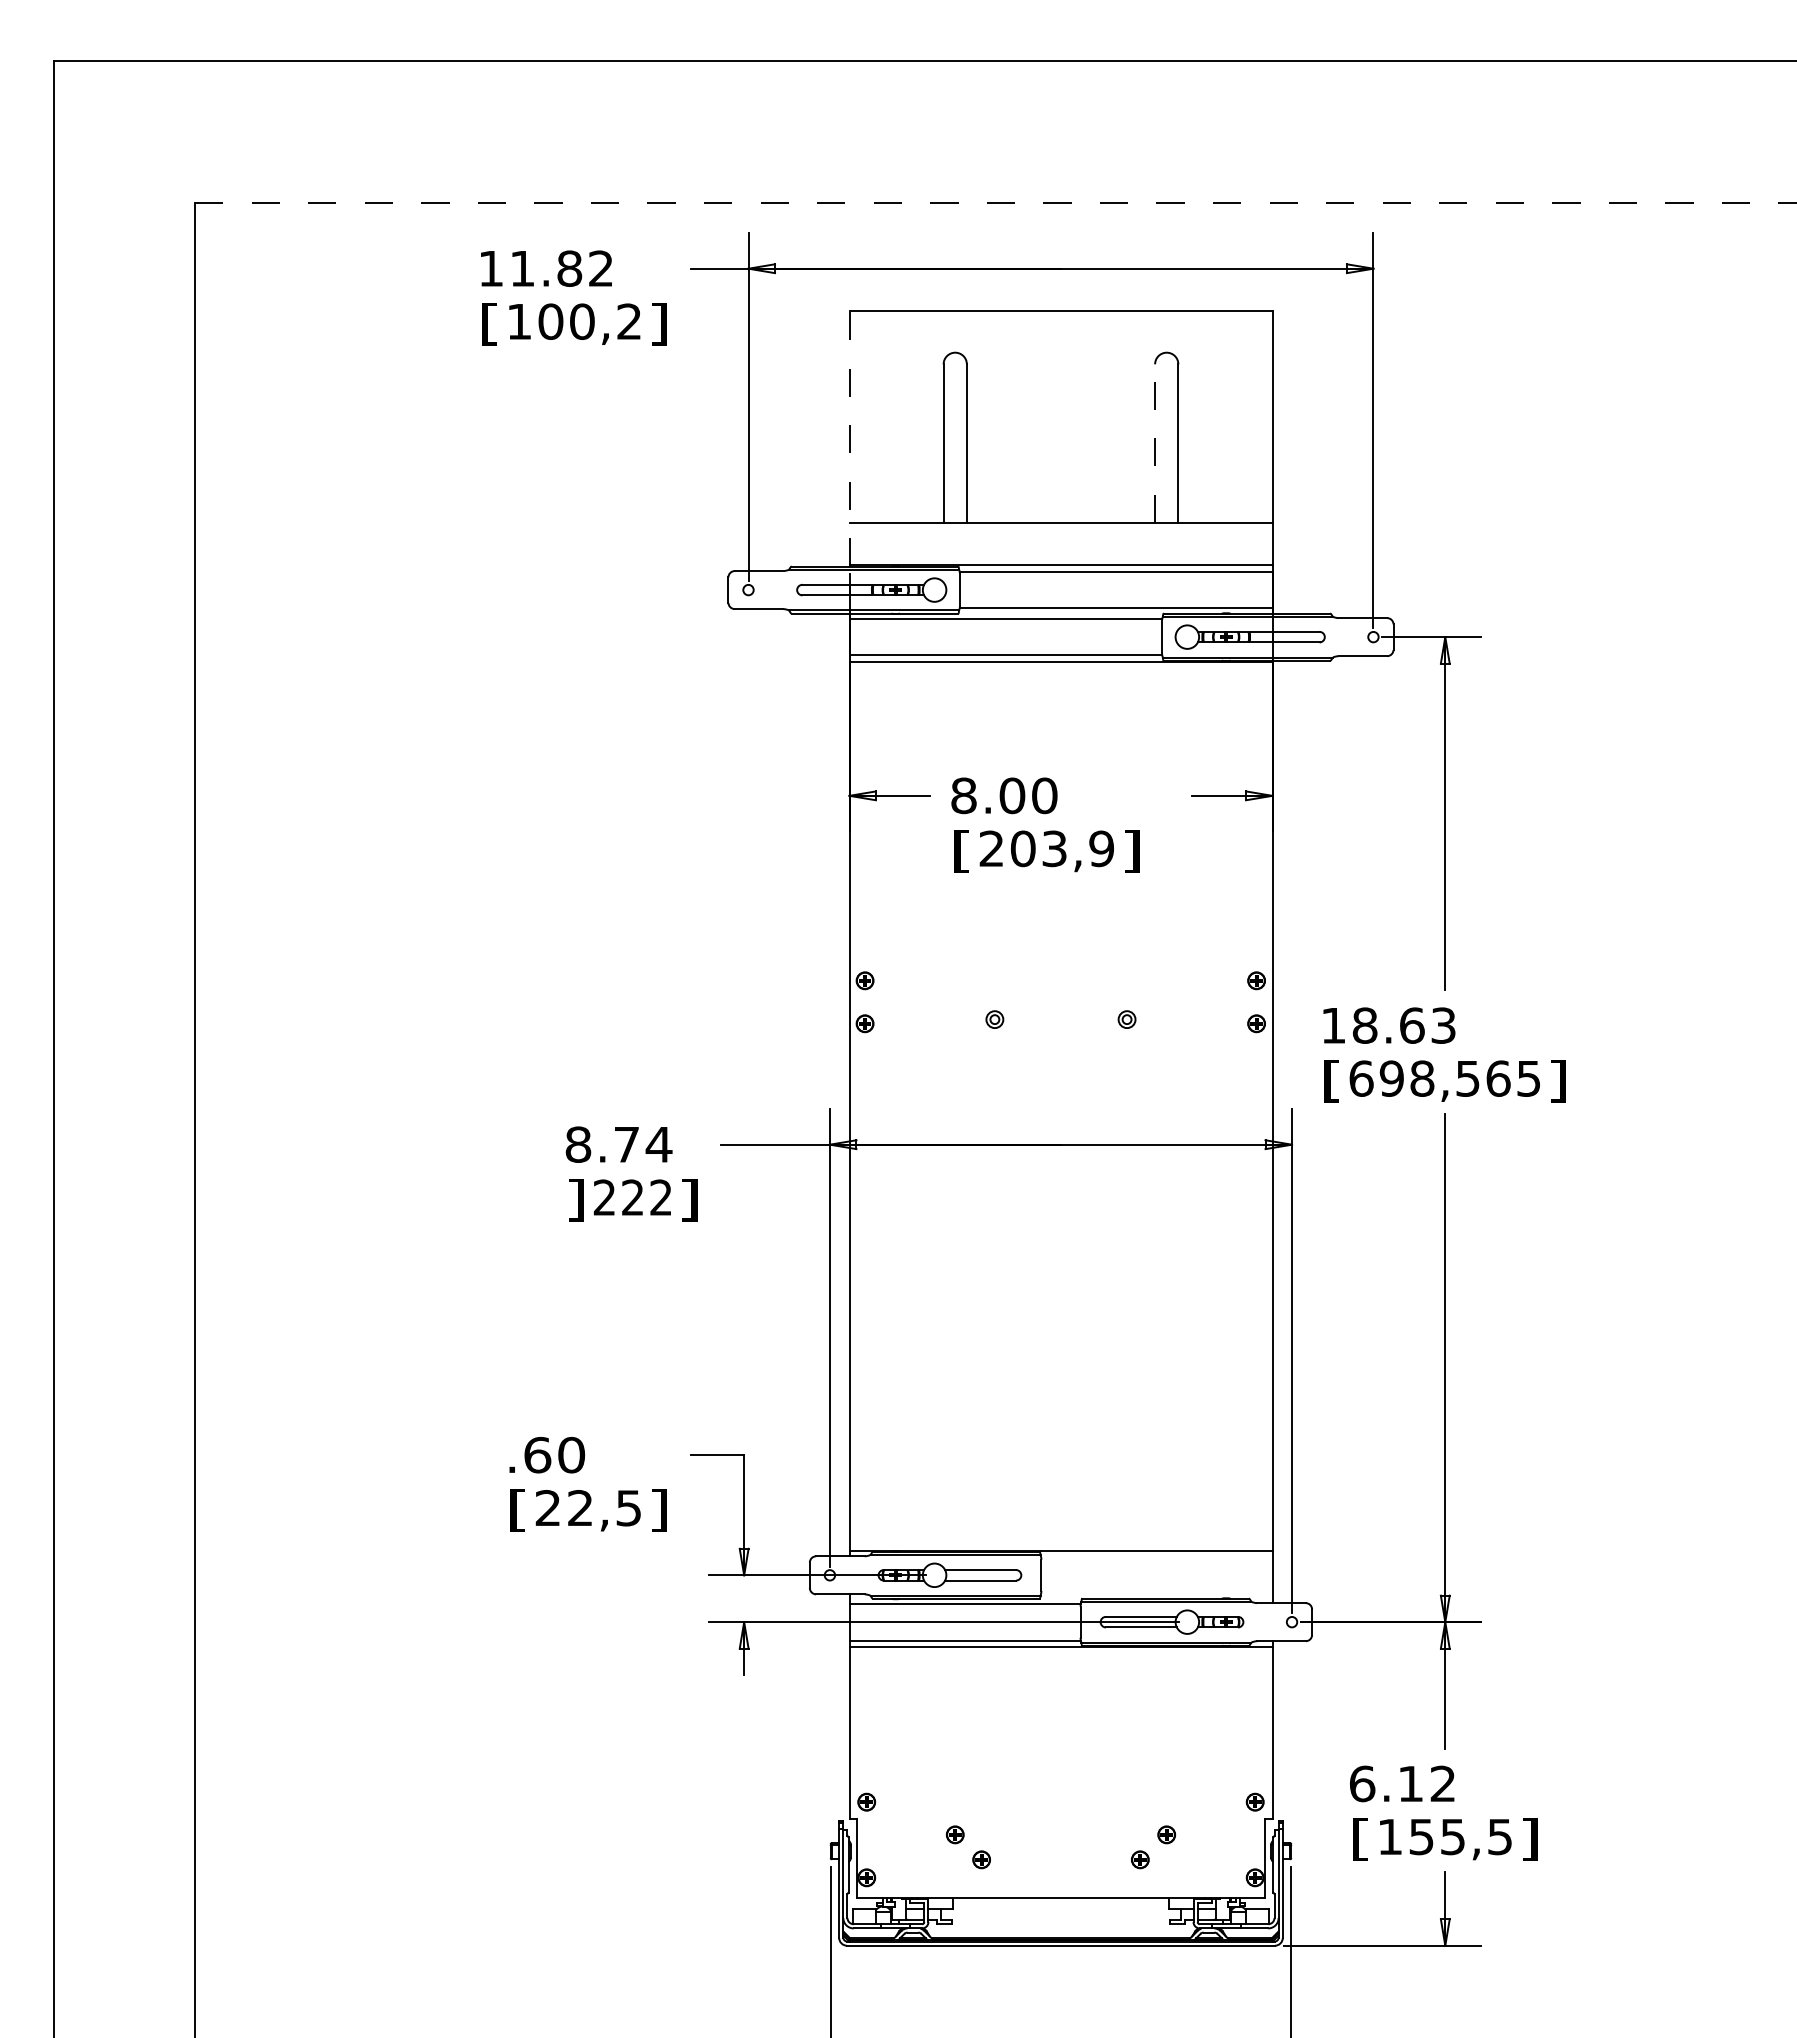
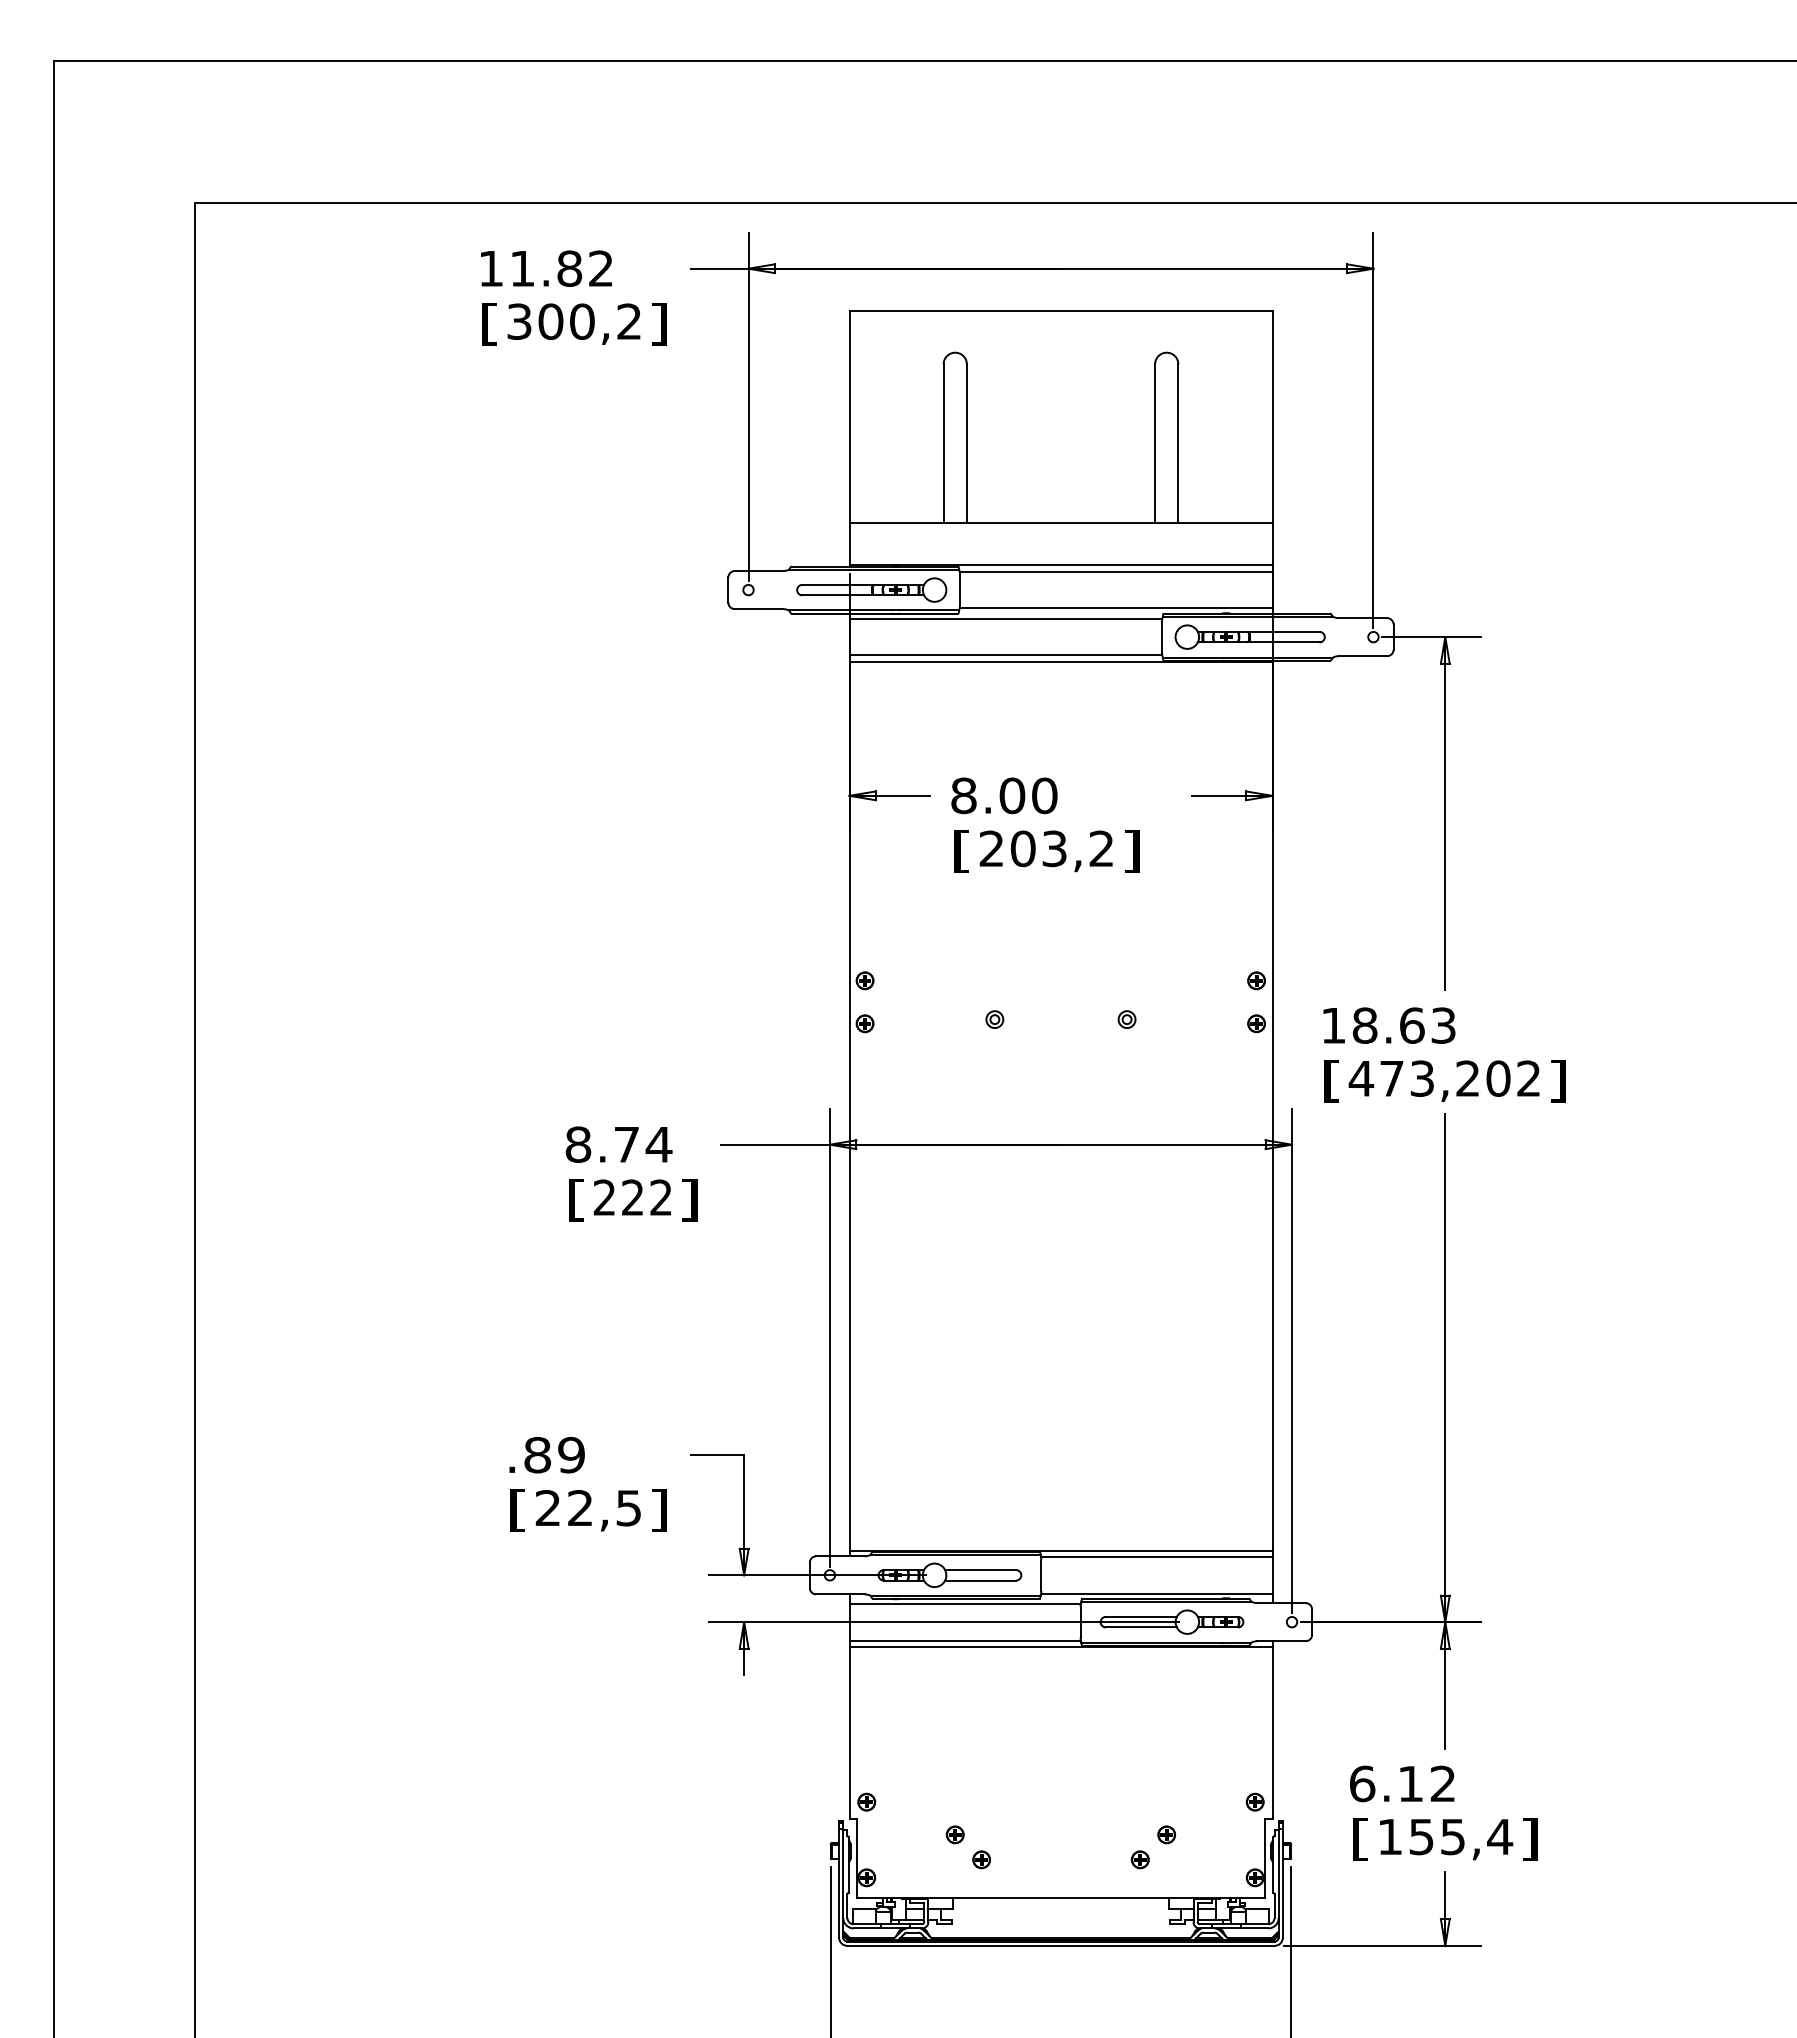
line: dashed -> solid (996, 202)
text: 100,2 -> 300,2 (519, 321)
line: dashed -> solid (849, 439)
line: dashed -> solid (1155, 443)
text: 203,9 -> 203,2 (1101, 848)
text: 698,565 -> 473,202 (1443, 1078)
text: ] -> [ (576, 1199)
text: .60 -> .89 (554, 1454)
line: none -> present (1156, 1557)
line: none -> present (1156, 1593)
text: 155,5 -> 155,4 (1500, 1837)
